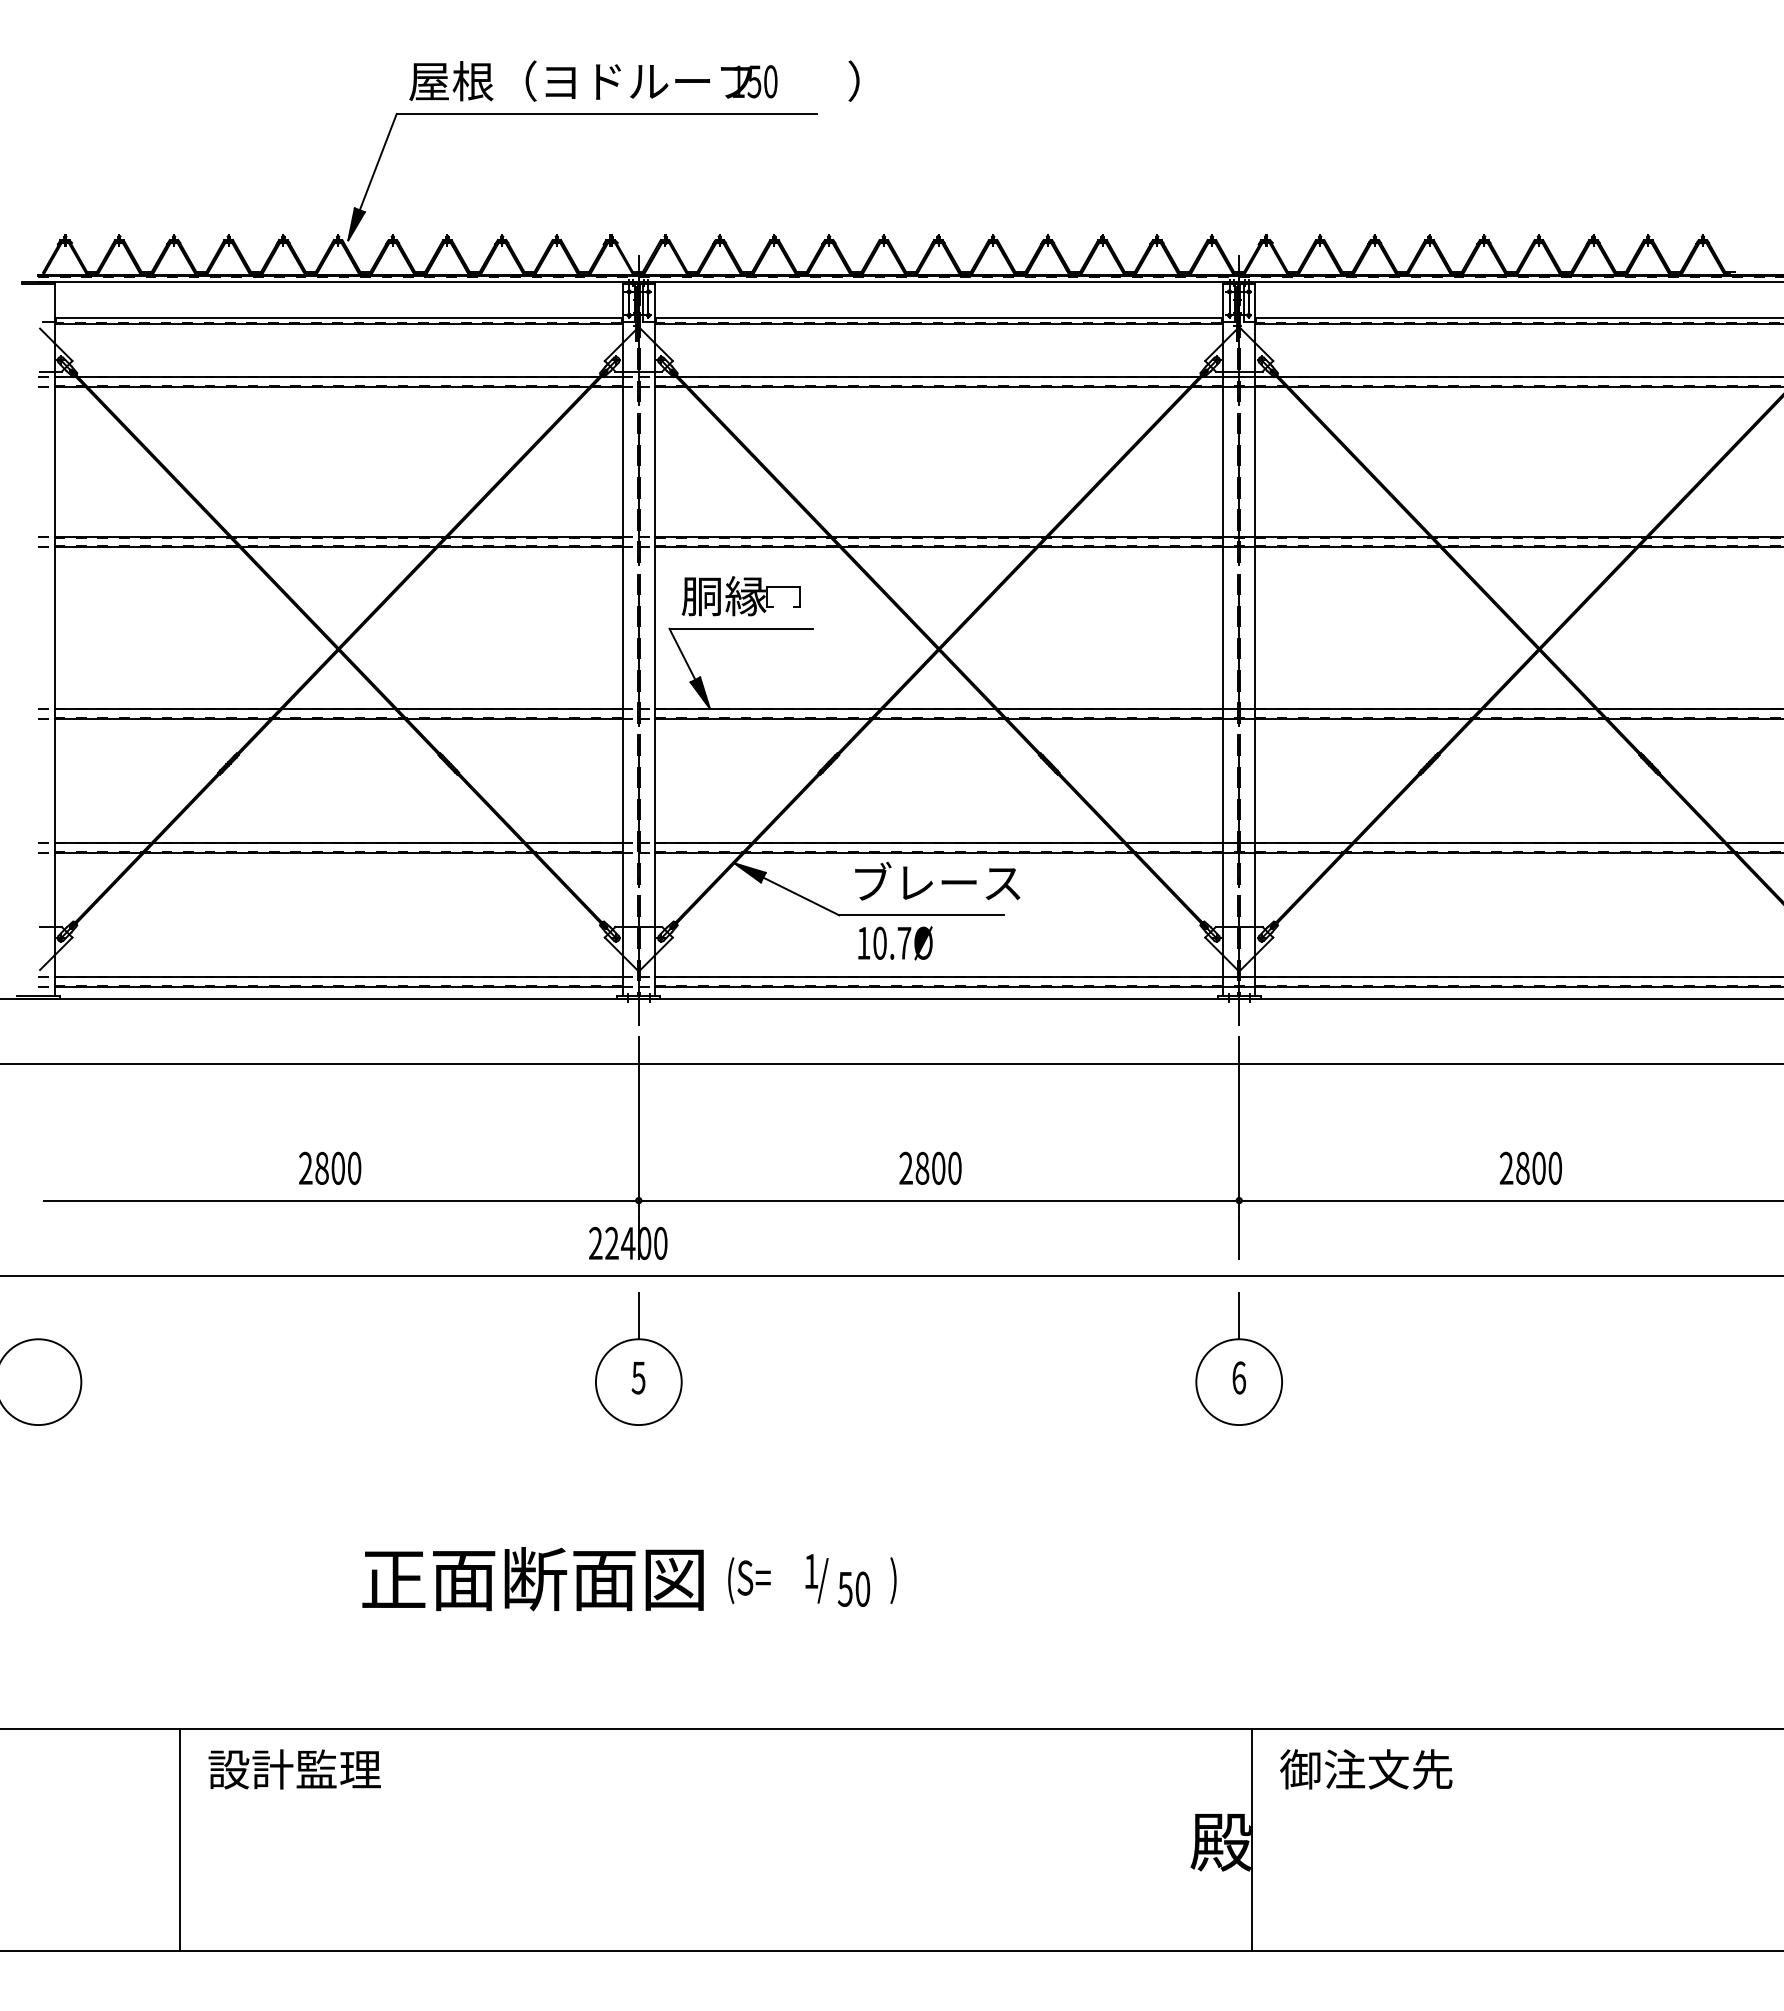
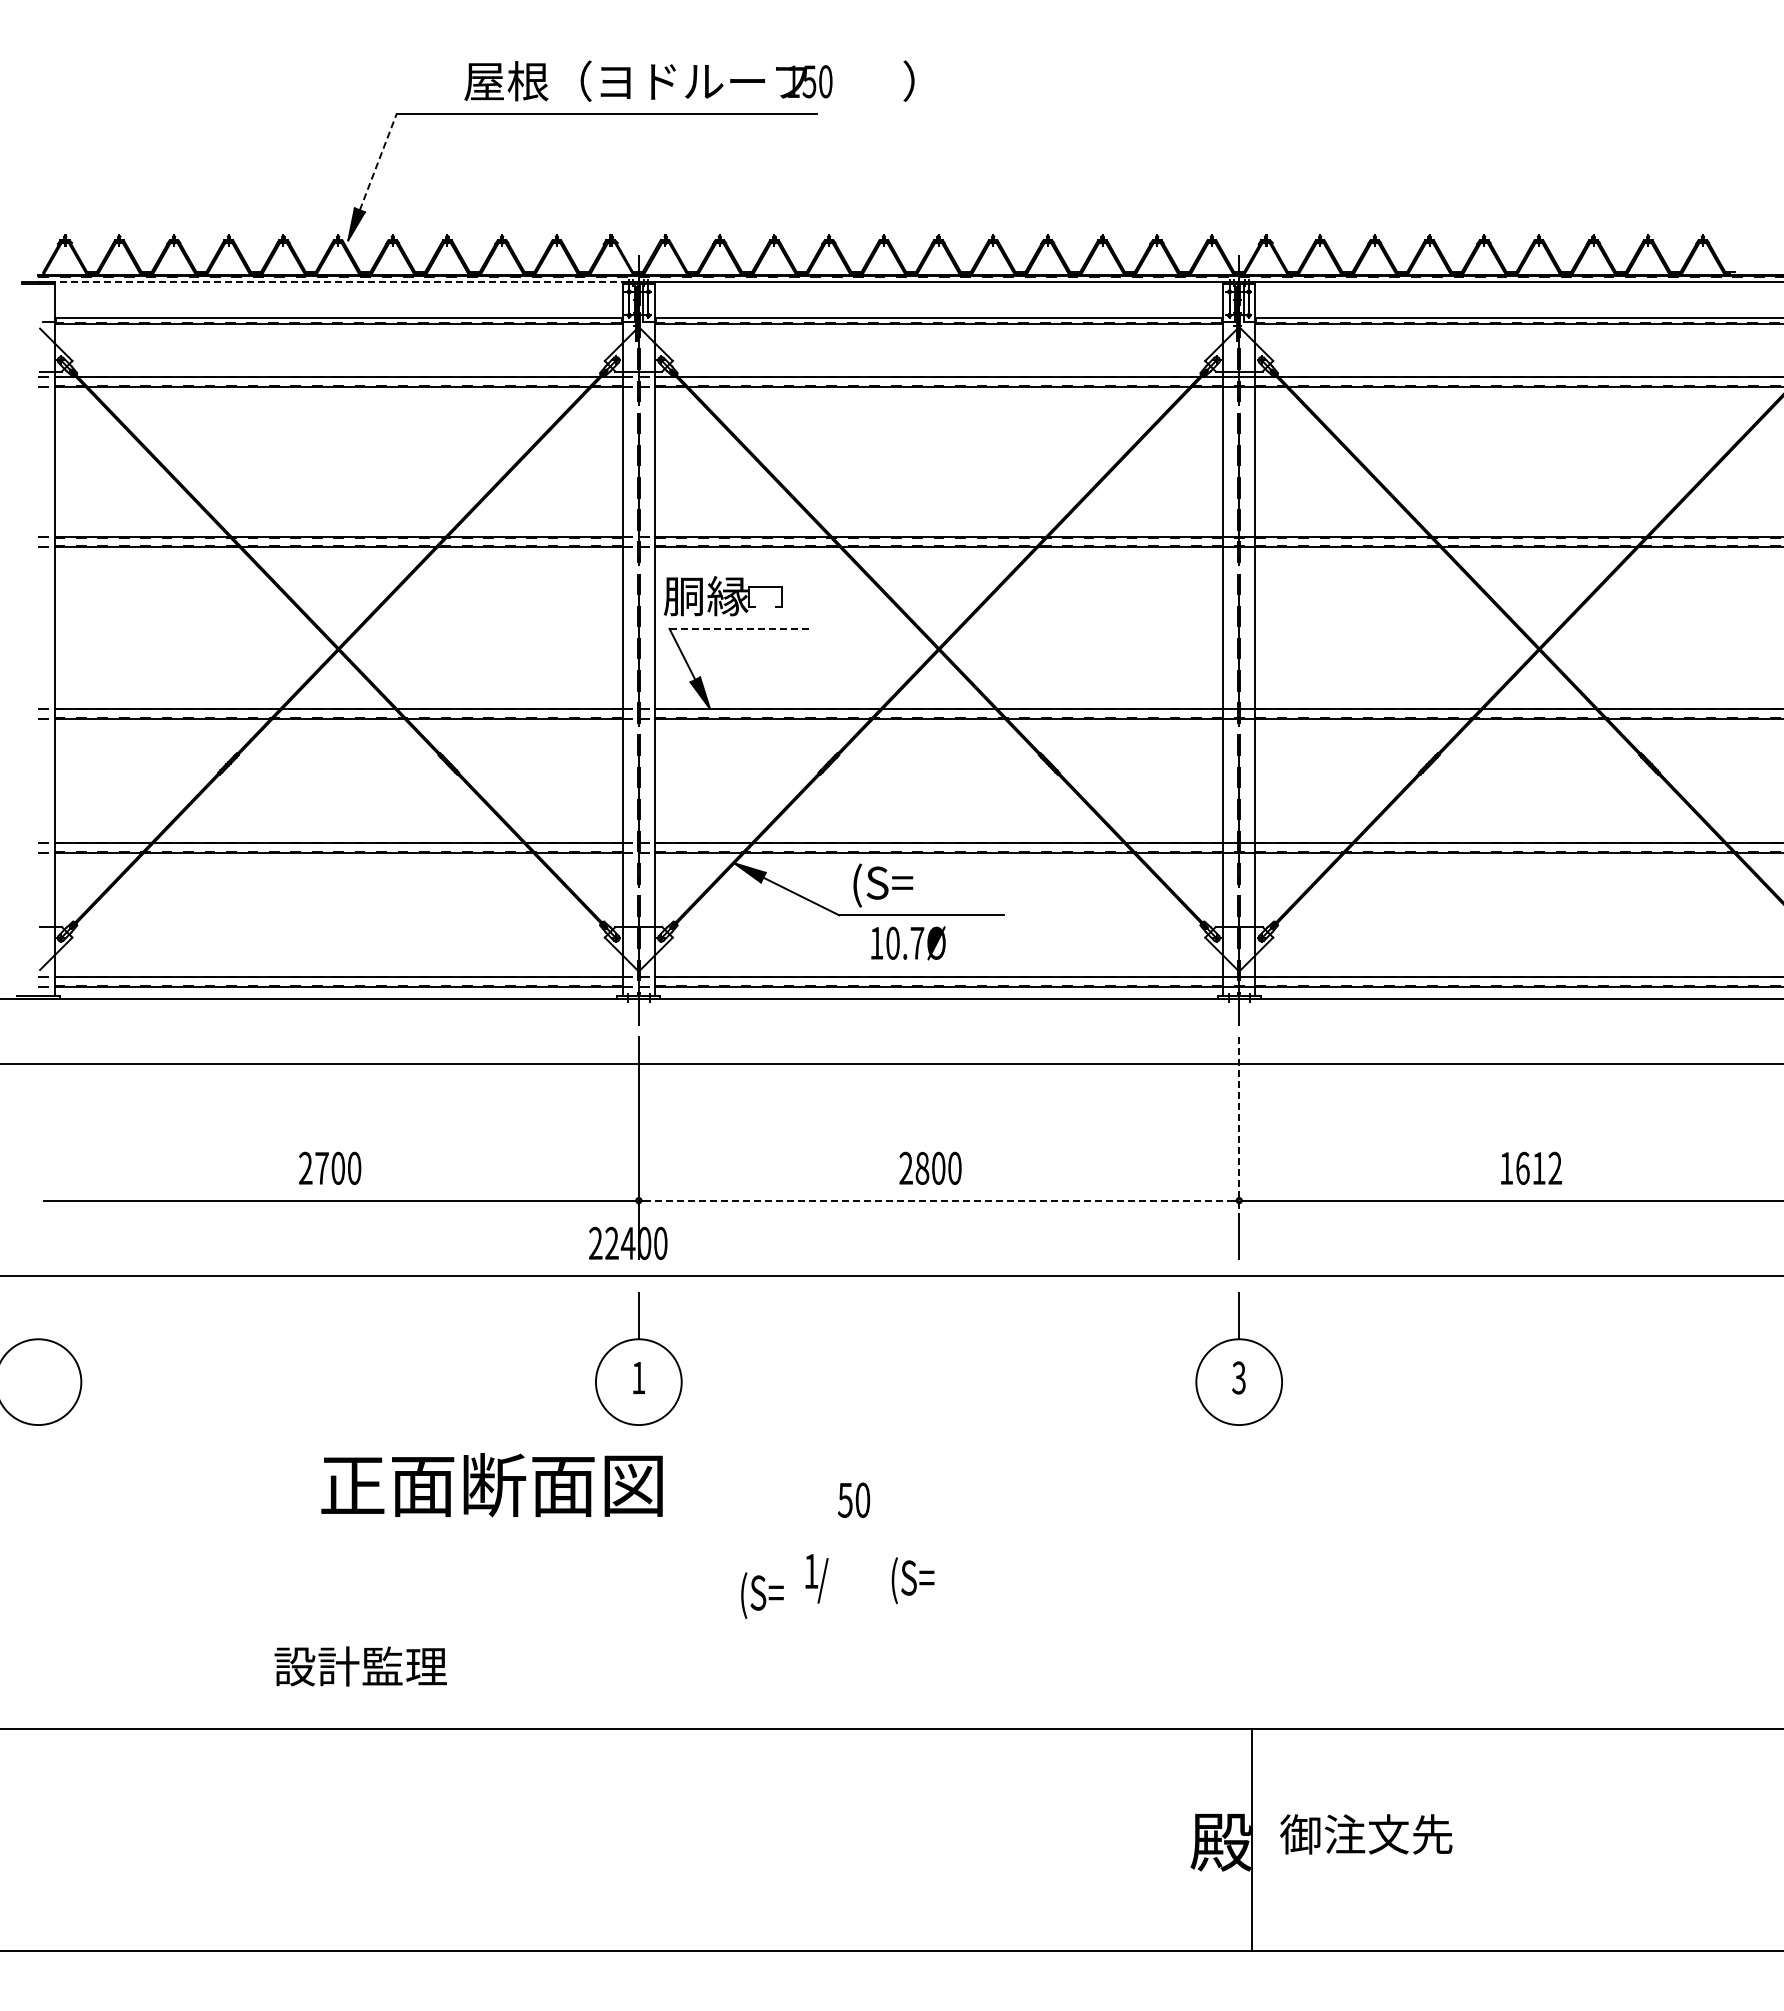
text position: (634, 80) -> (689, 80) (689, 80)
line: solid -> dashed (378, 162)
line: solid -> dashed (339, 281)
part position: (740, 596) -> (722, 596) (722, 596)
line: solid -> dashed (741, 628)
text: ブレース -> (S= (936, 884)
text position: (895, 943) -> (908, 943) (908, 943)
line: solid -> dashed (1239, 1126)
text: 2800 -> 2700 (321, 1167)
text: 2800 -> 1612 (1530, 1167)
line: solid -> dashed (939, 1200)
text: 6 -> 3 (1238, 1377)
text: 5 -> 1 (638, 1378)
text position: (532, 1579) -> (491, 1485) (491, 1485)
text position: (749, 1580) -> (762, 1595) (762, 1595)
text: ) -> (S= (912, 1580)
text position: (853, 1588) -> (853, 1499) (853, 1499)
text position: (294, 1769) -> (360, 1666) (360, 1666)
text position: (1366, 1769) -> (1366, 1834) (1366, 1834)
line: present -> none (180, 1839)
